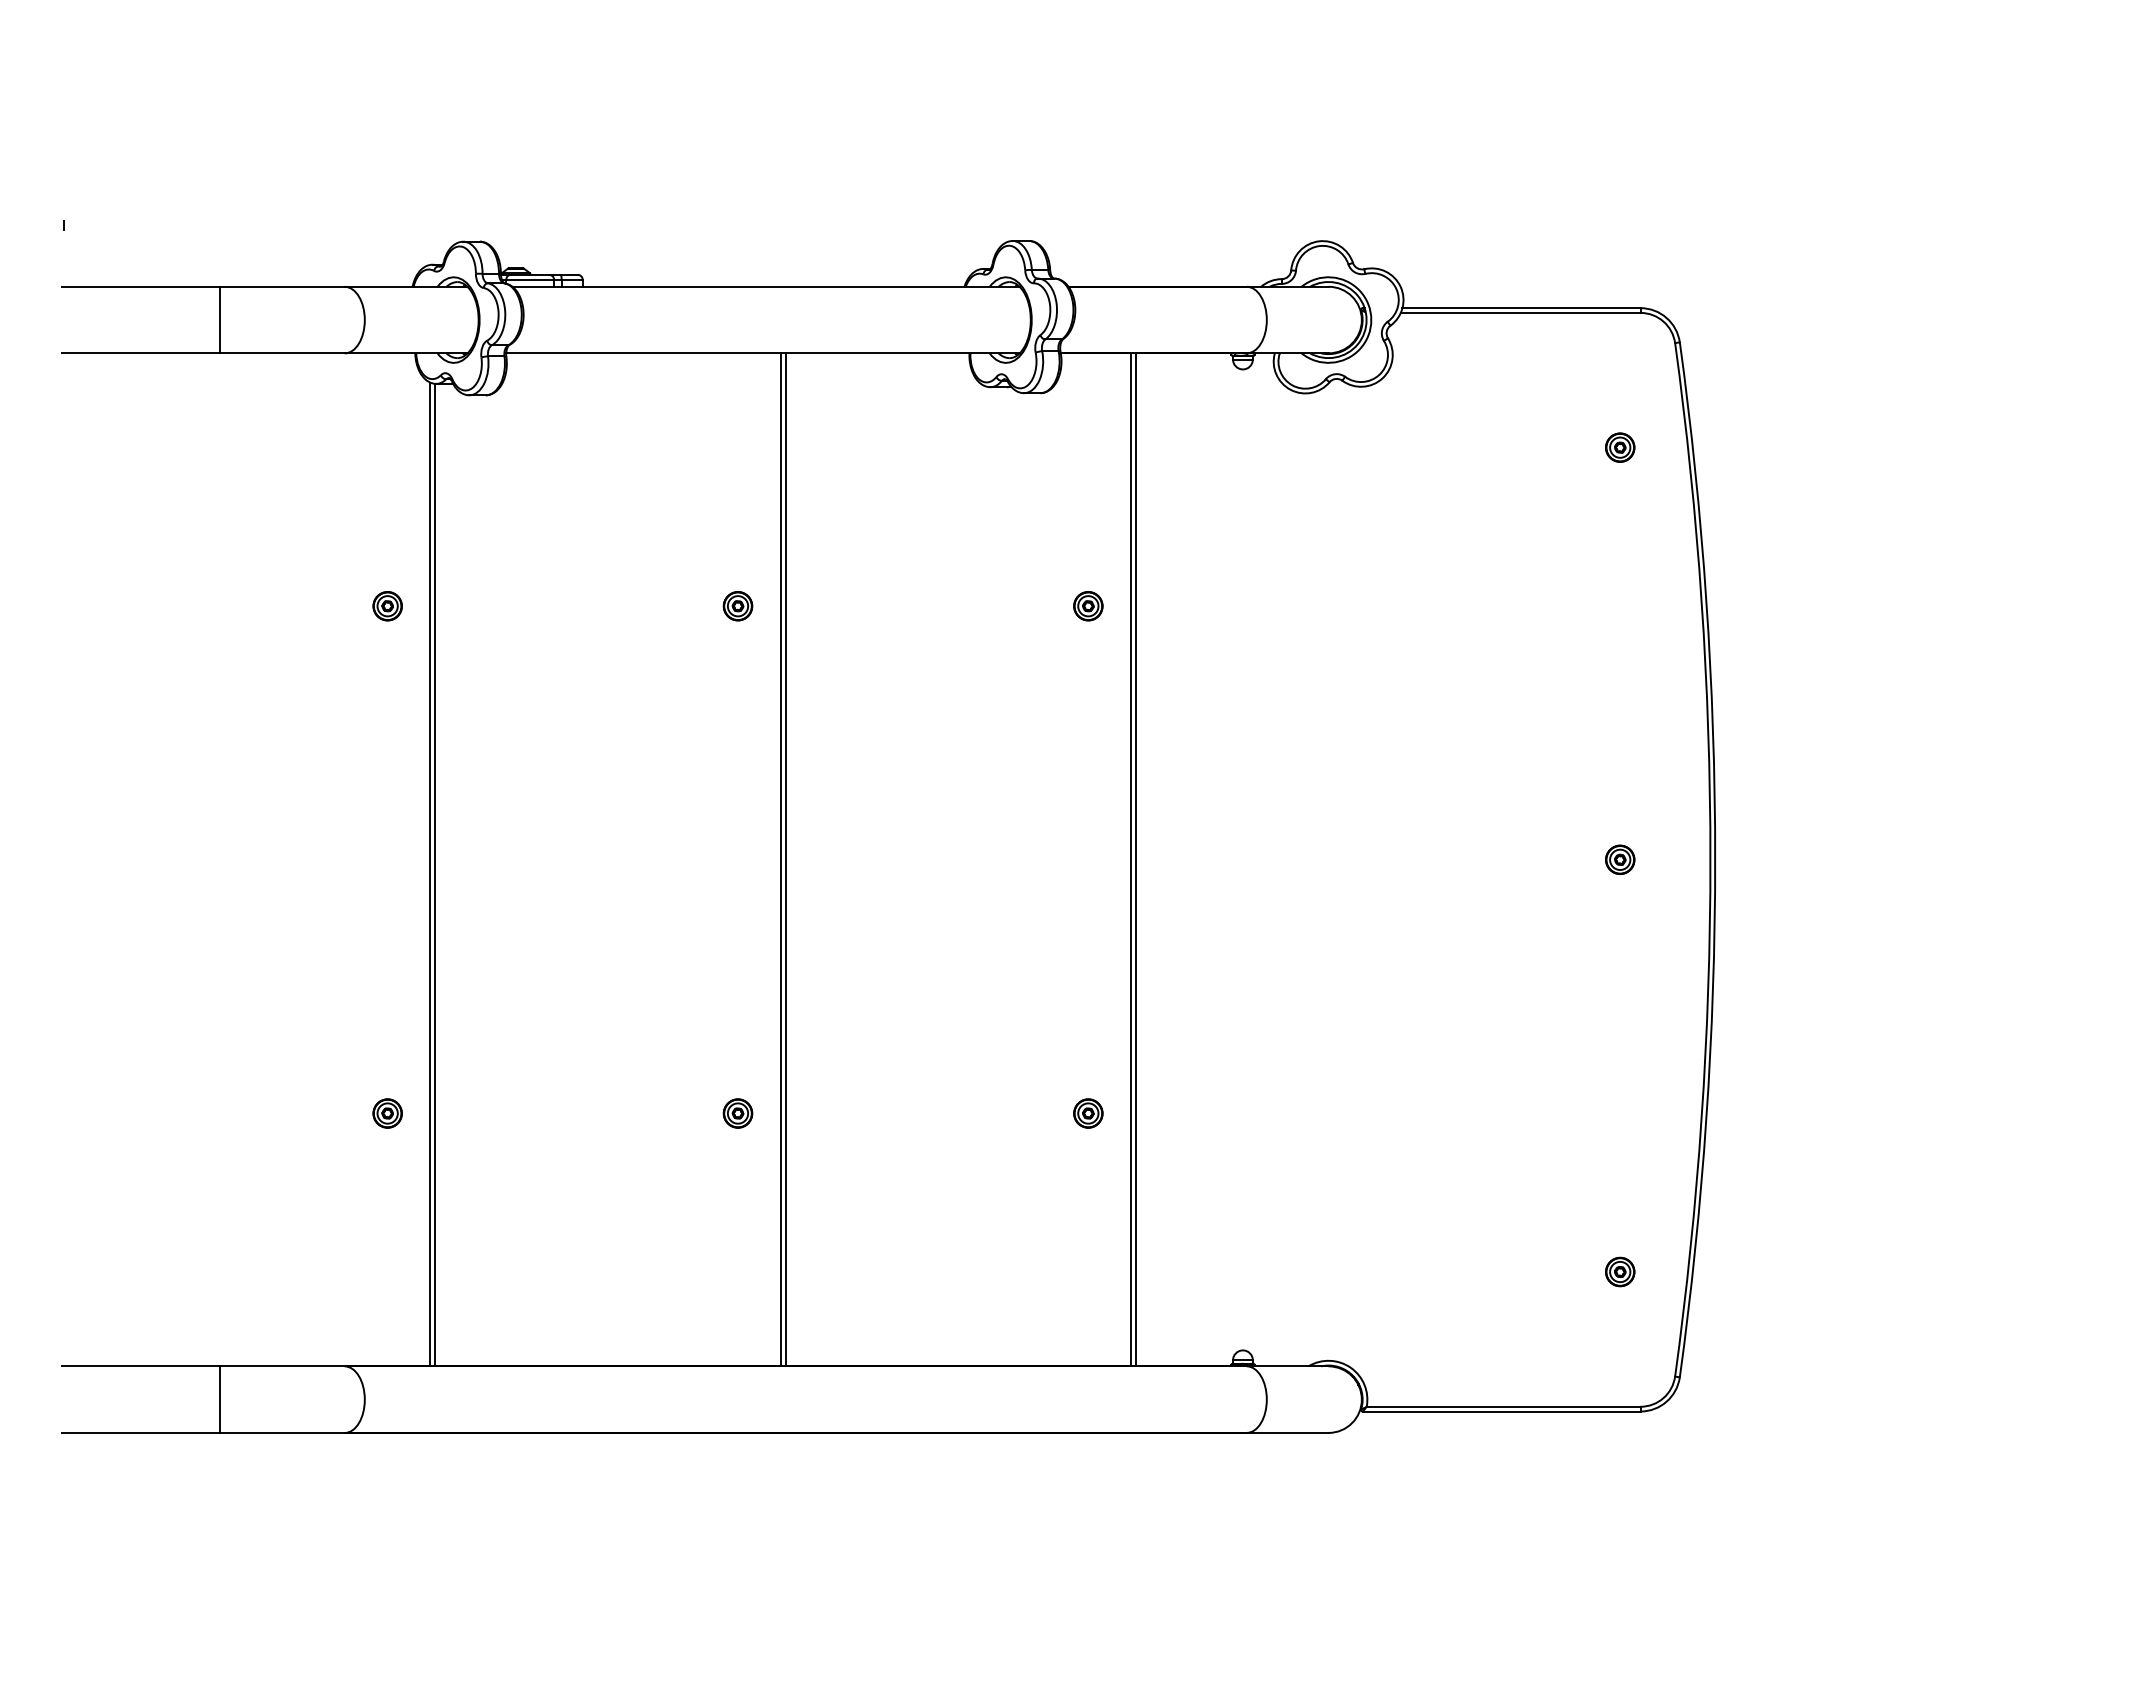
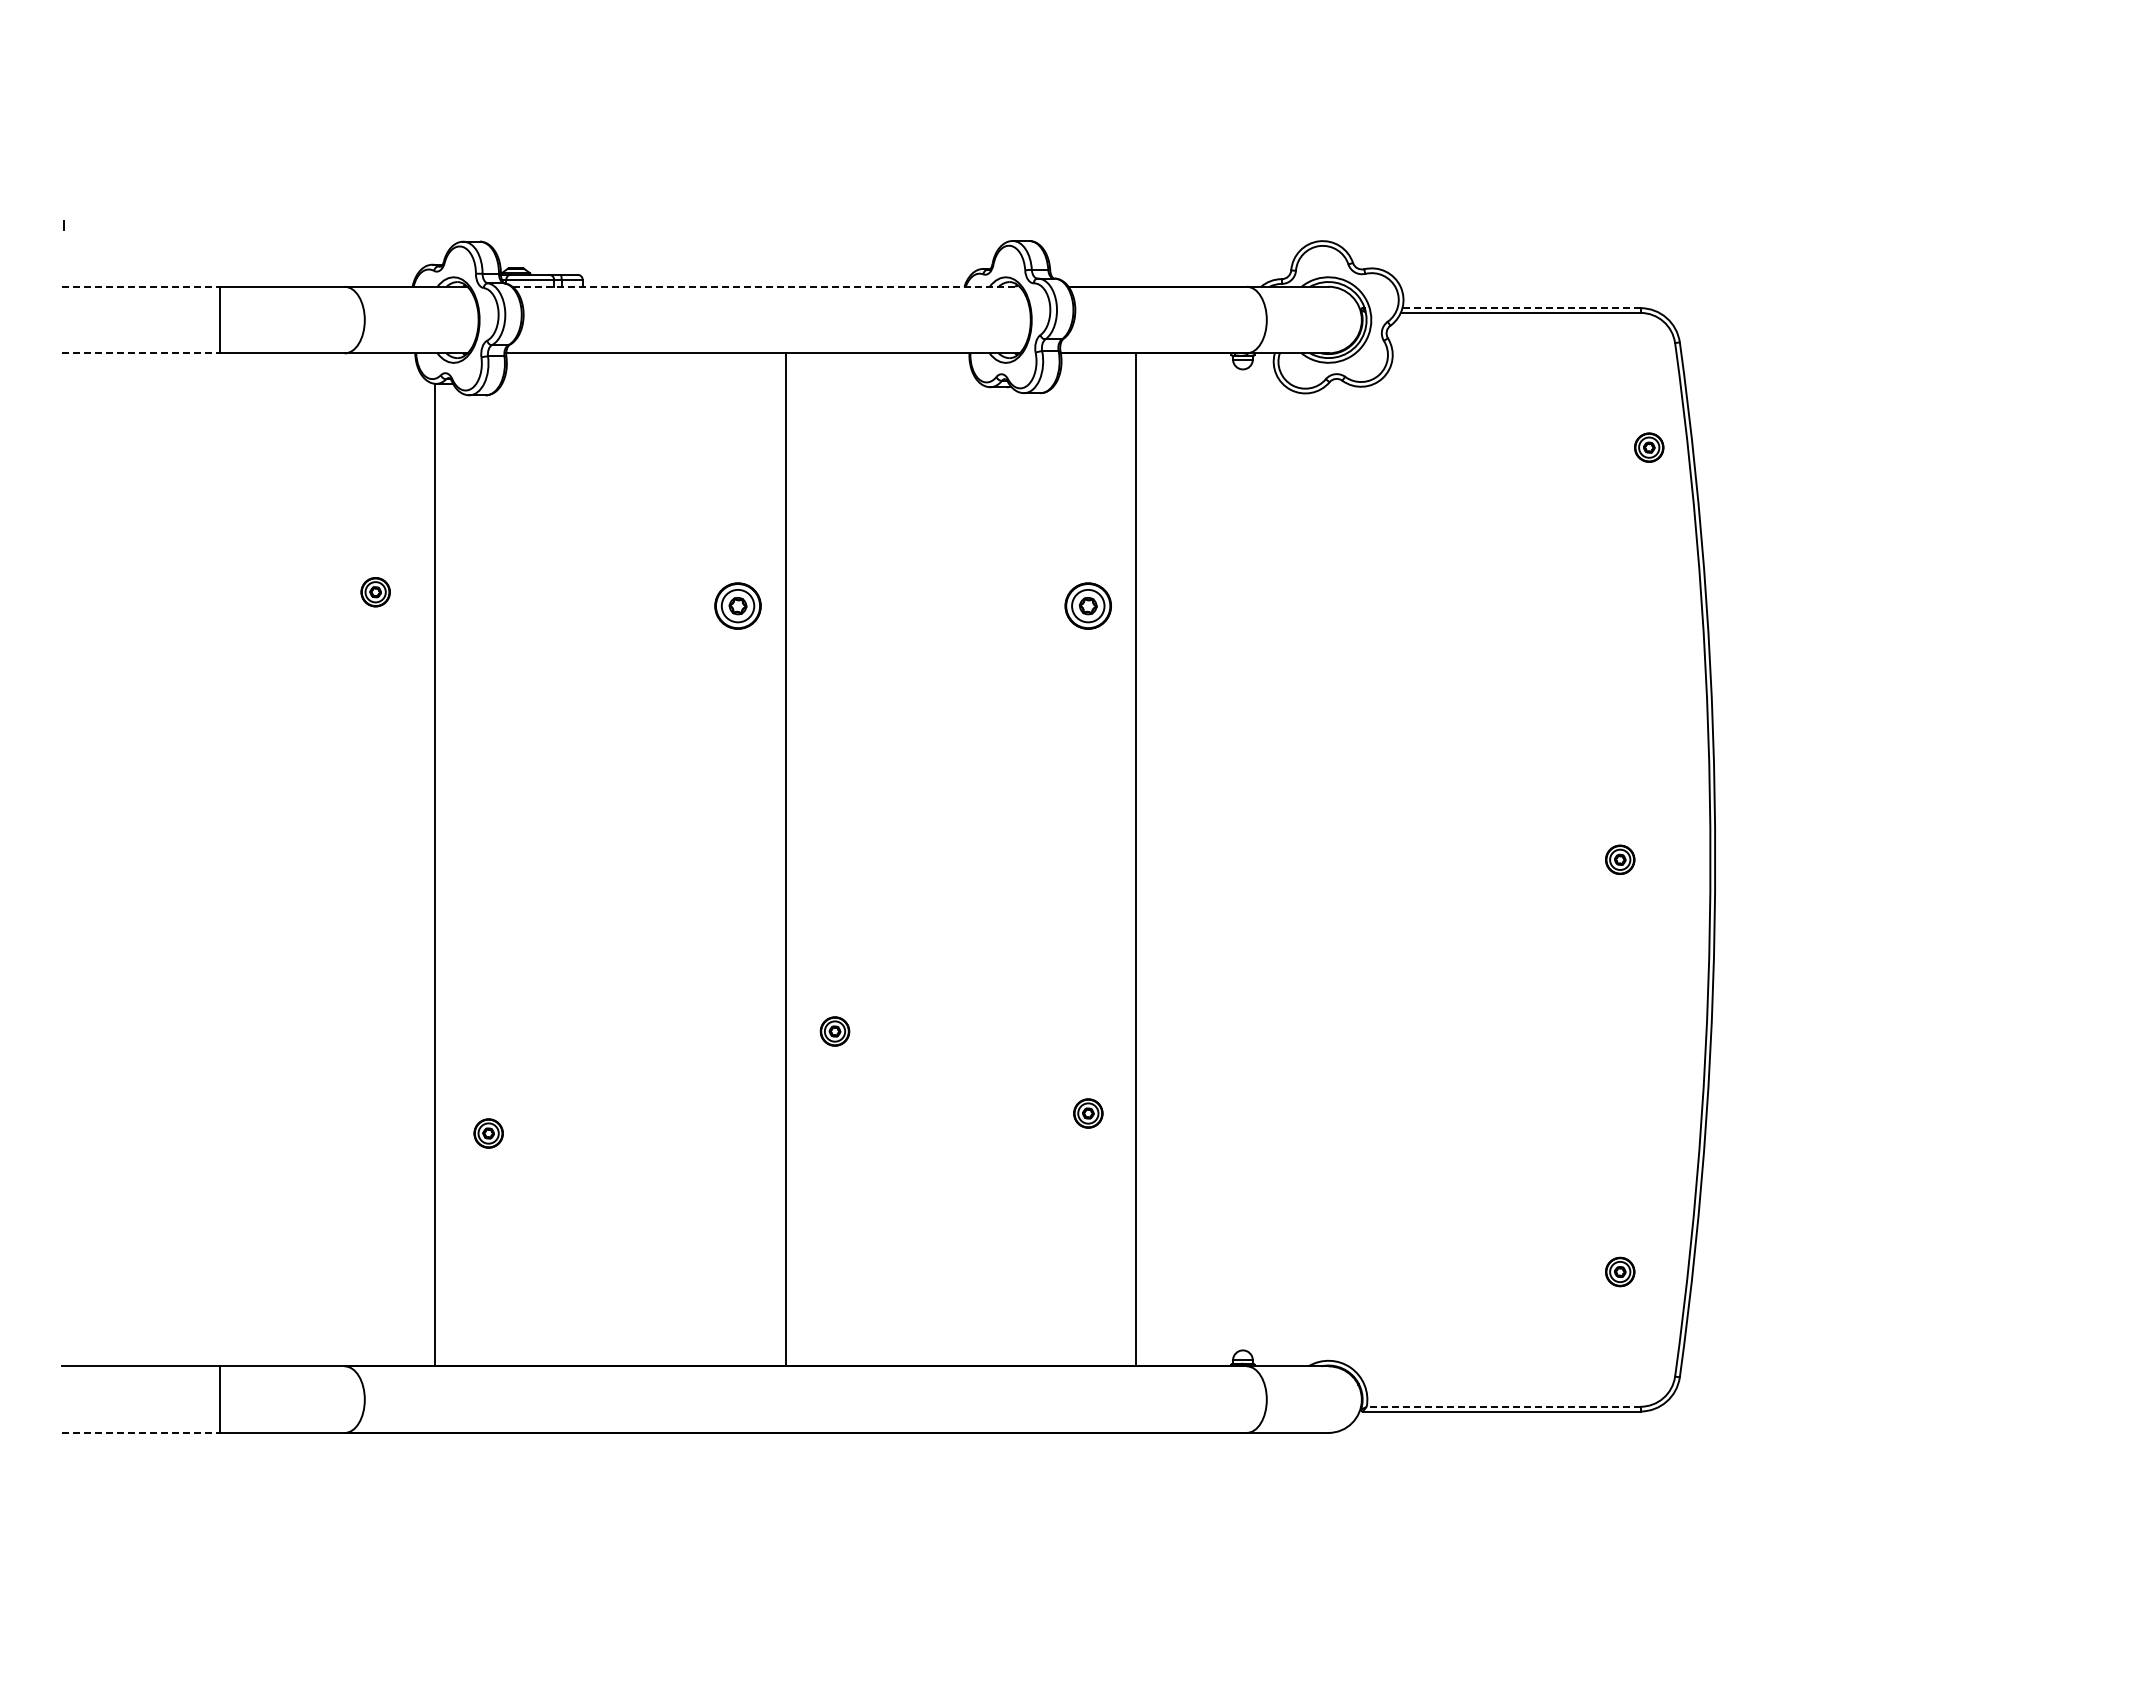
line: solid -> dashed (141, 286)
line: solid -> dashed (766, 286)
line: solid -> dashed (1520, 308)
line: solid -> dashed (141, 353)
part position: (1620, 447) -> (1649, 447) (1649, 447)
part position: (387, 606) -> (375, 592) (375, 592)
part size: 32x31 px -> 48x48 px (737, 605)
part size: 31x31 px -> 48x48 px (1087, 605)
line: present -> none (780, 859)
line: present -> none (1131, 859)
line: present -> none (430, 874)
part position: (387, 1113) -> (488, 1133) (488, 1133)
part position: (737, 1113) -> (834, 1031) (834, 1031)
line: solid -> dashed (1503, 1406)
line: solid -> dashed (141, 1432)
